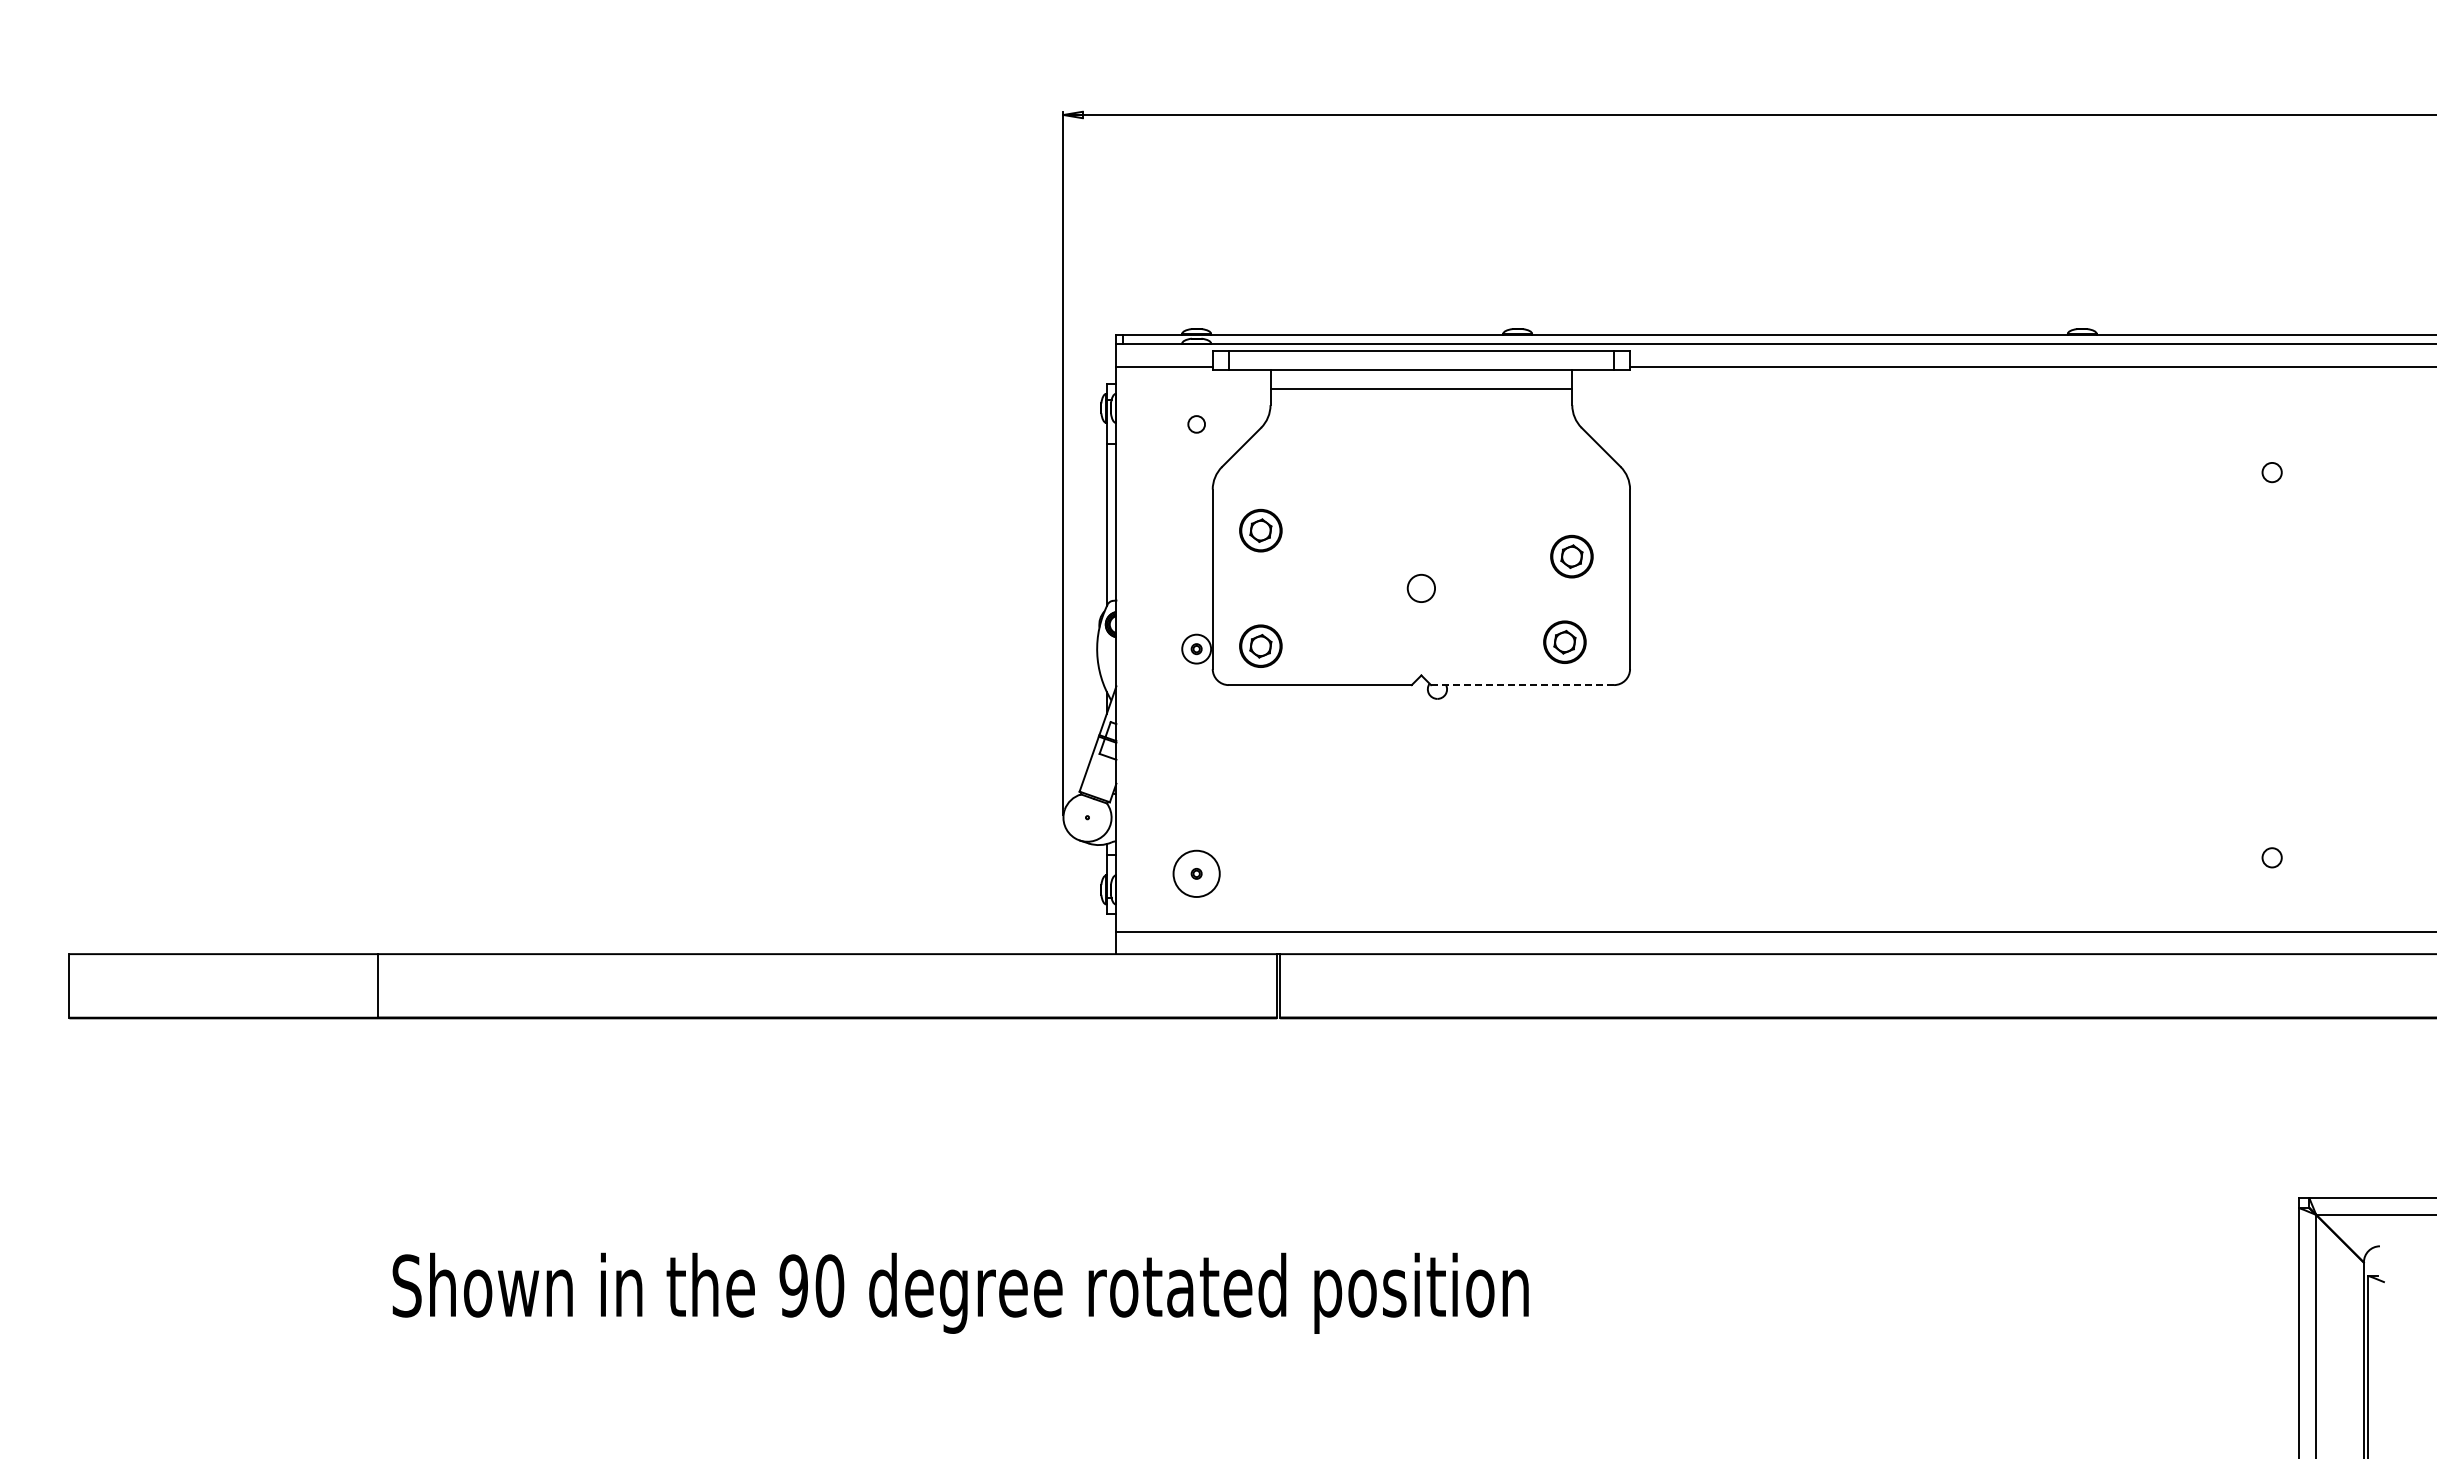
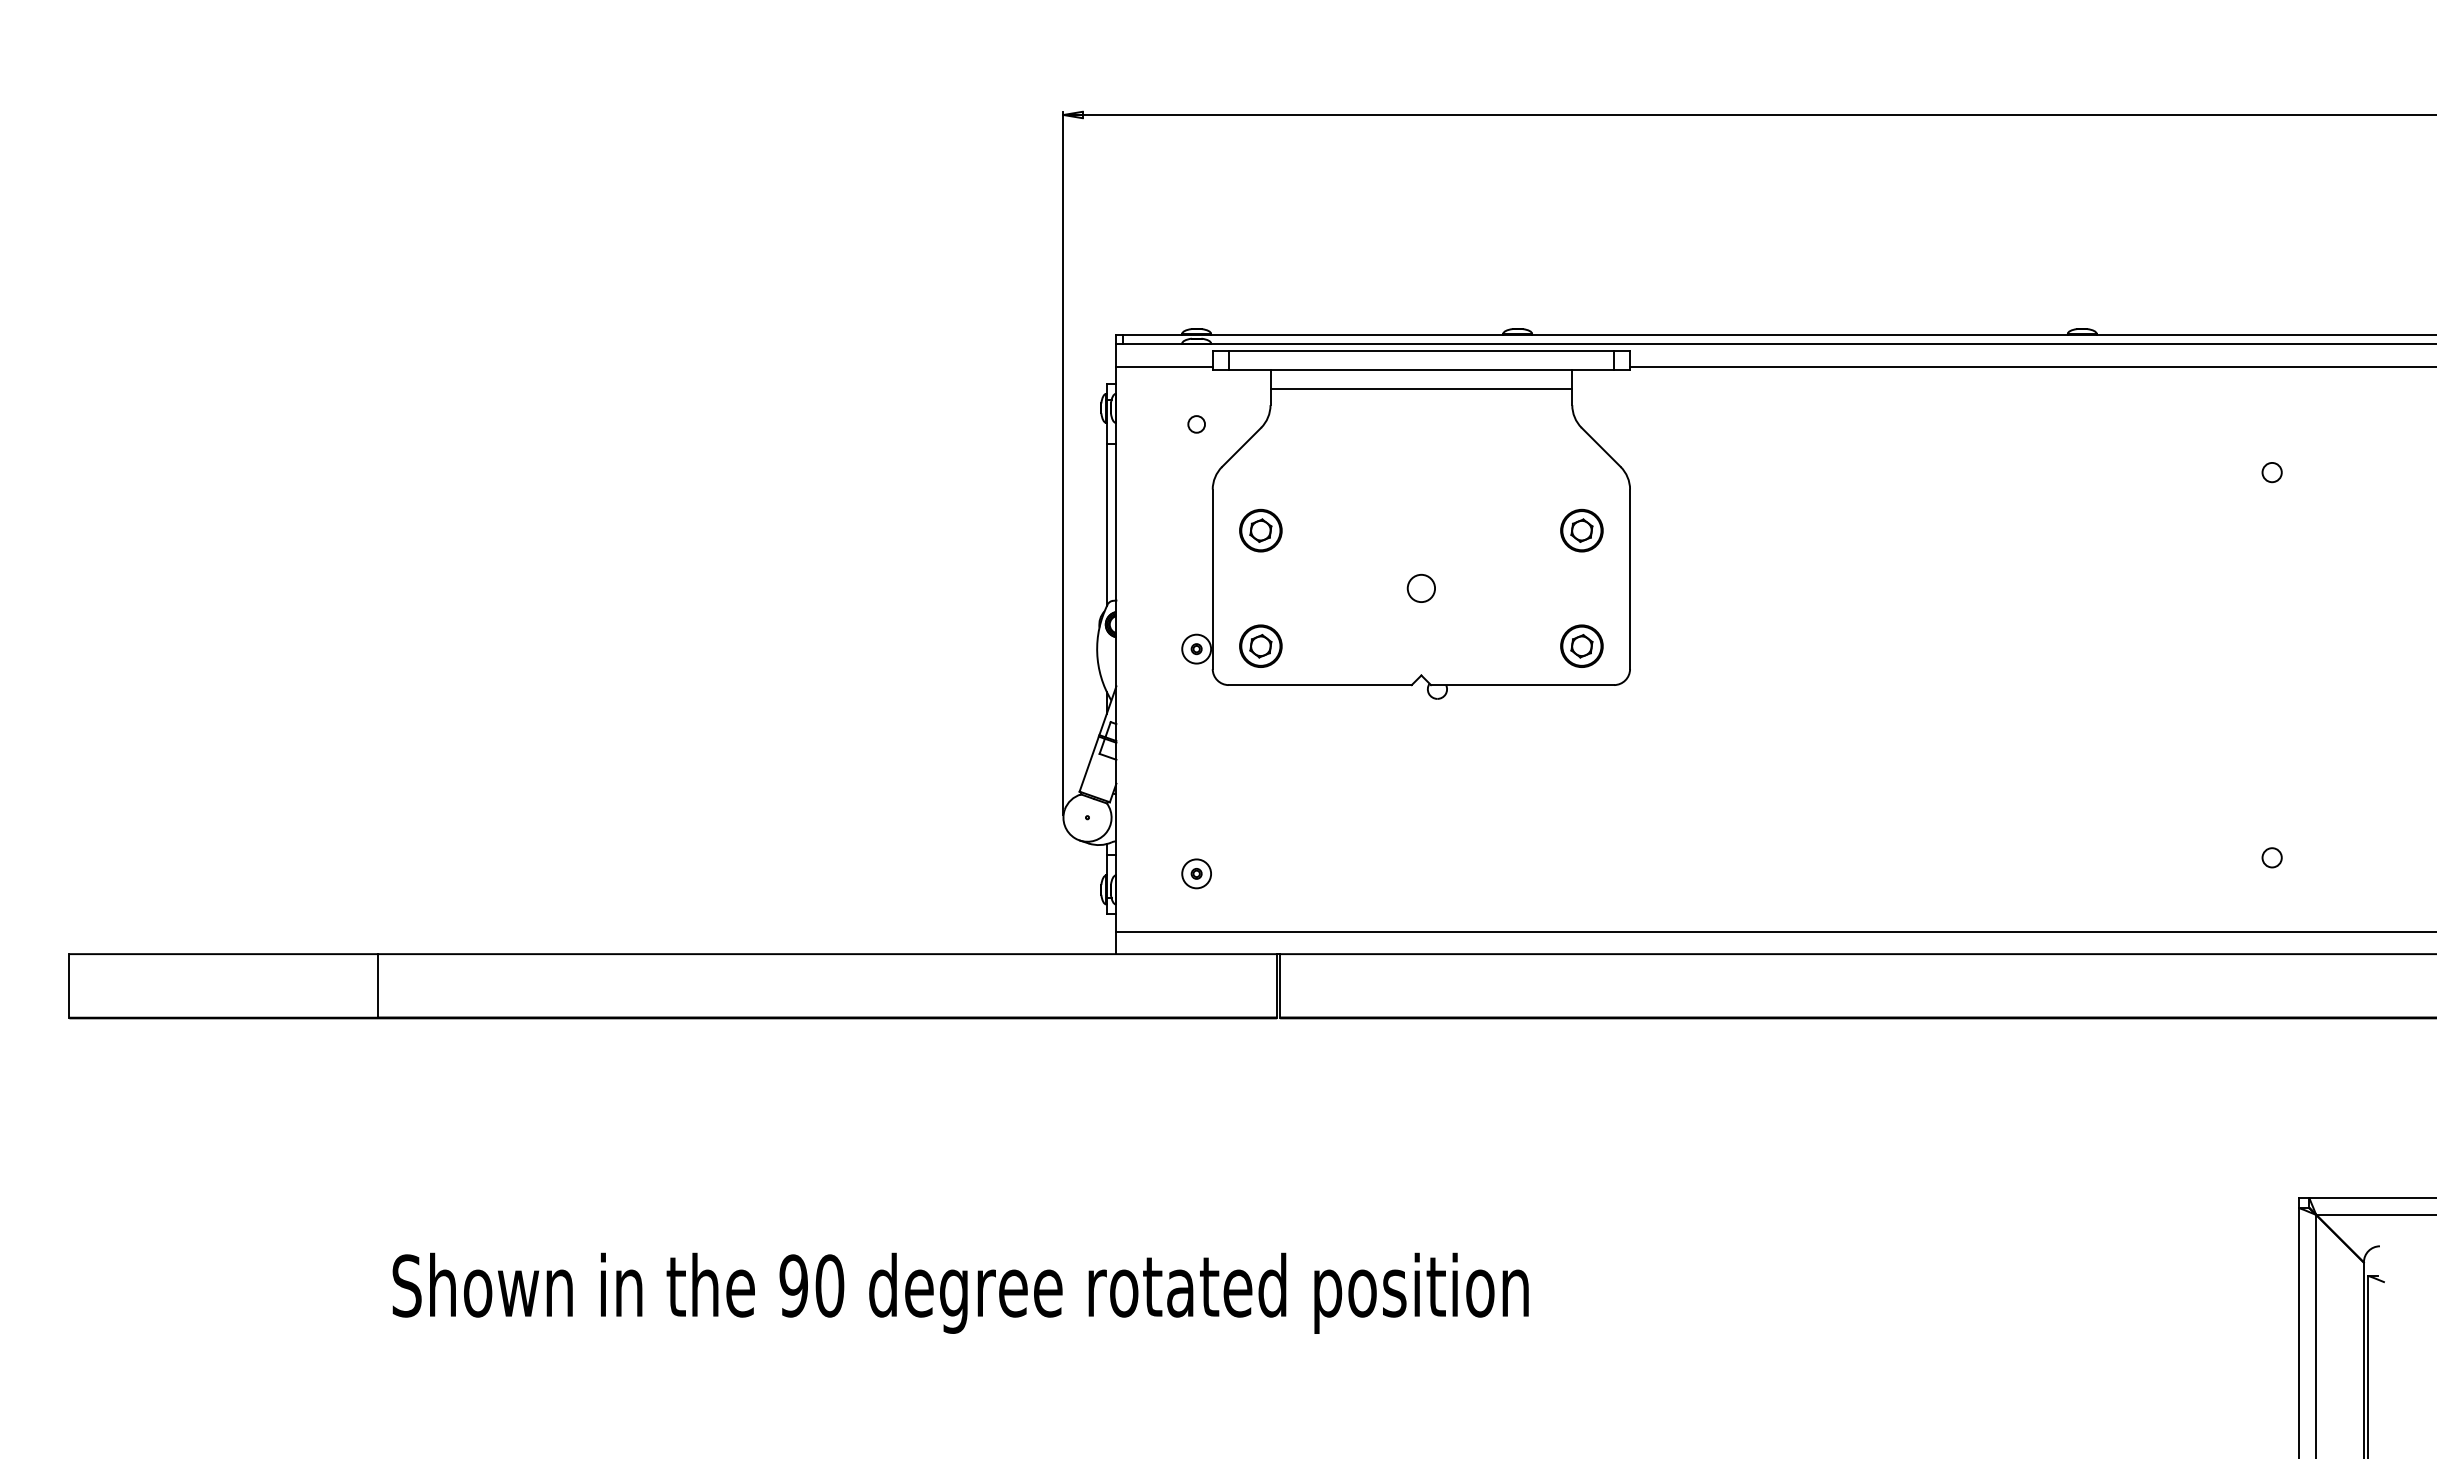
part position: (1571, 556) -> (1581, 530) (1581, 530)
part position: (1564, 641) -> (1581, 645) (1581, 645)
line: dashed -> solid (1523, 685)
circle diameter: 46 px -> 29 px (1196, 873)
